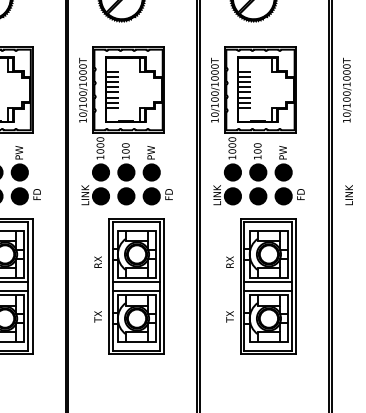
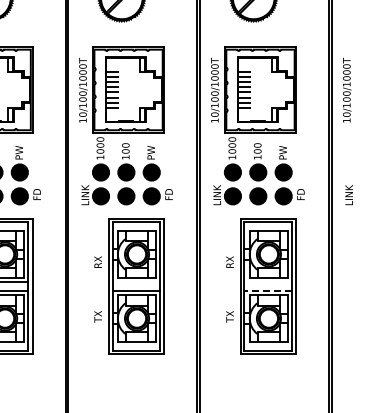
line: present -> none (136, 282)
line: present -> none (268, 282)
line: solid -> dashed (268, 290)
